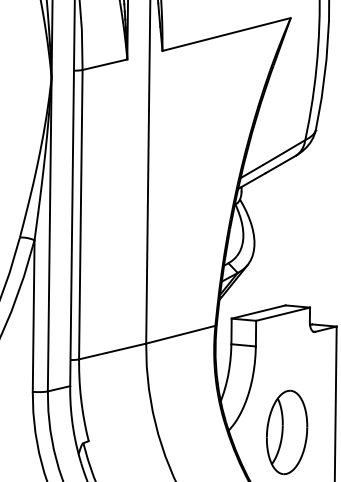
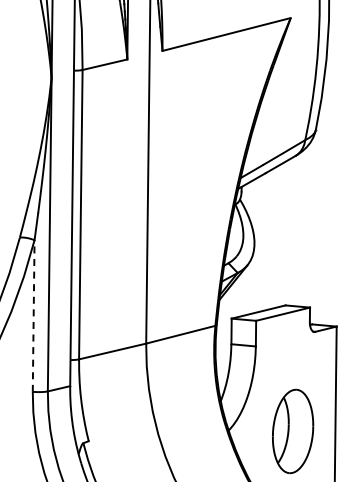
line: solid -> dashed (33, 316)
part position: (287, 432) -> (293, 431) (293, 431)
